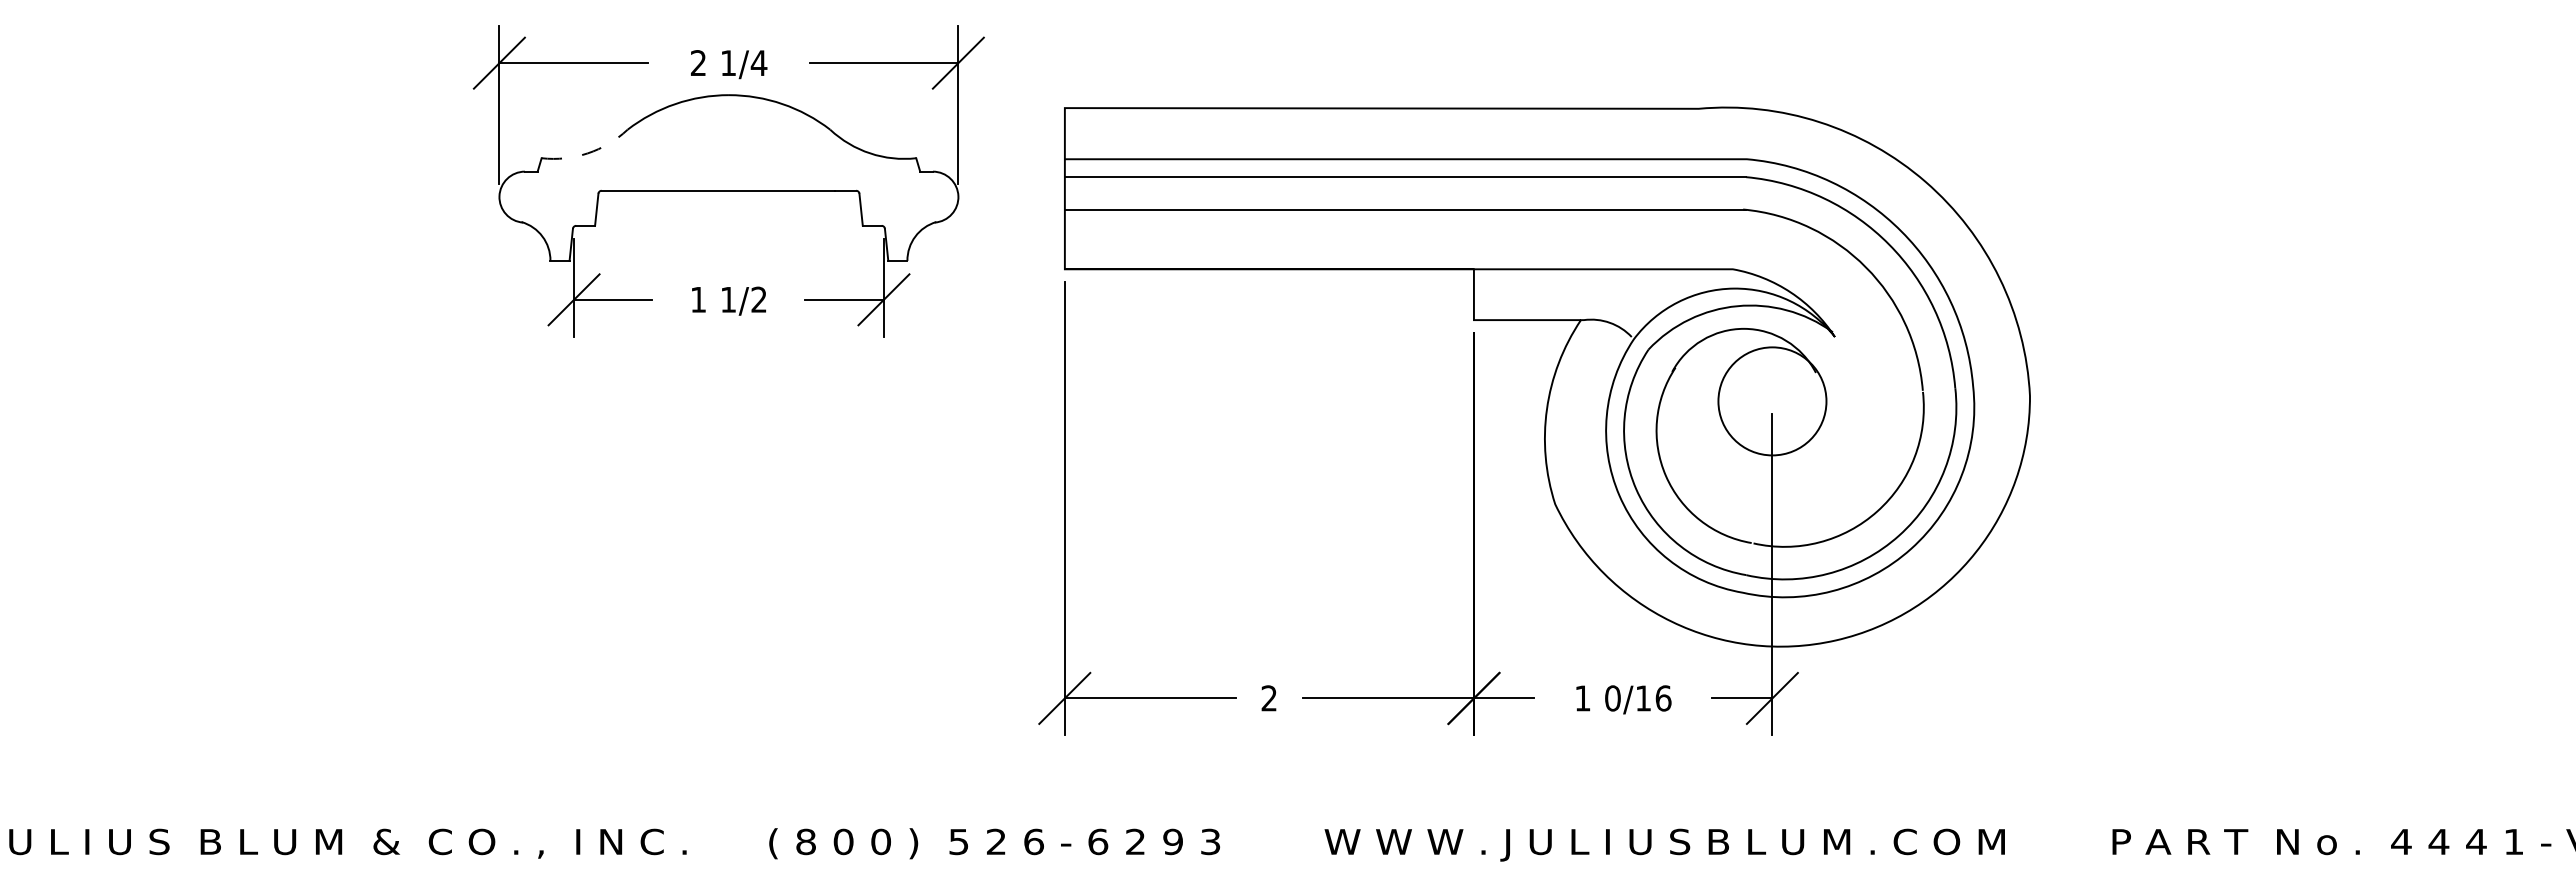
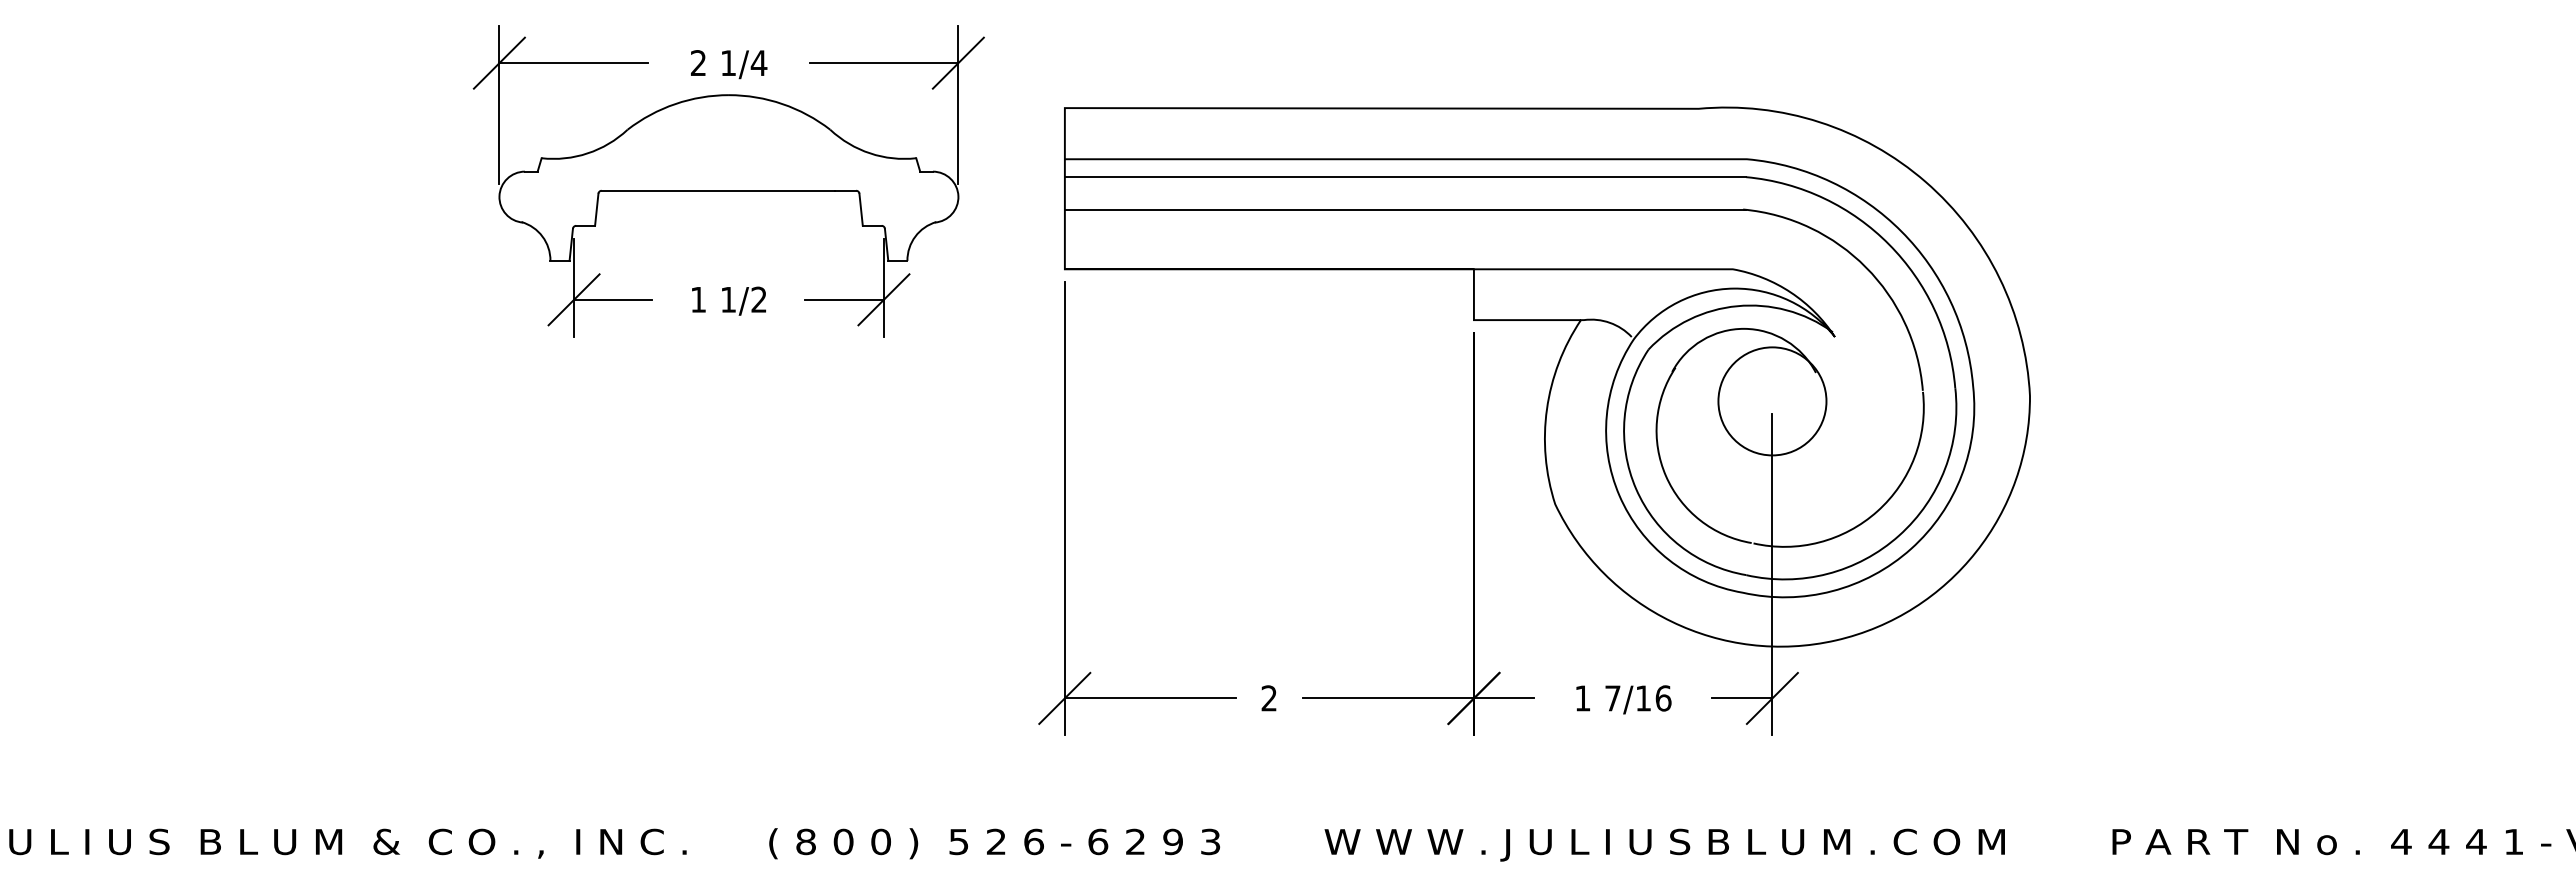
arc: dashed -> solid (587, 153)
text: 0/16 -> 7/16 (1612, 698)
